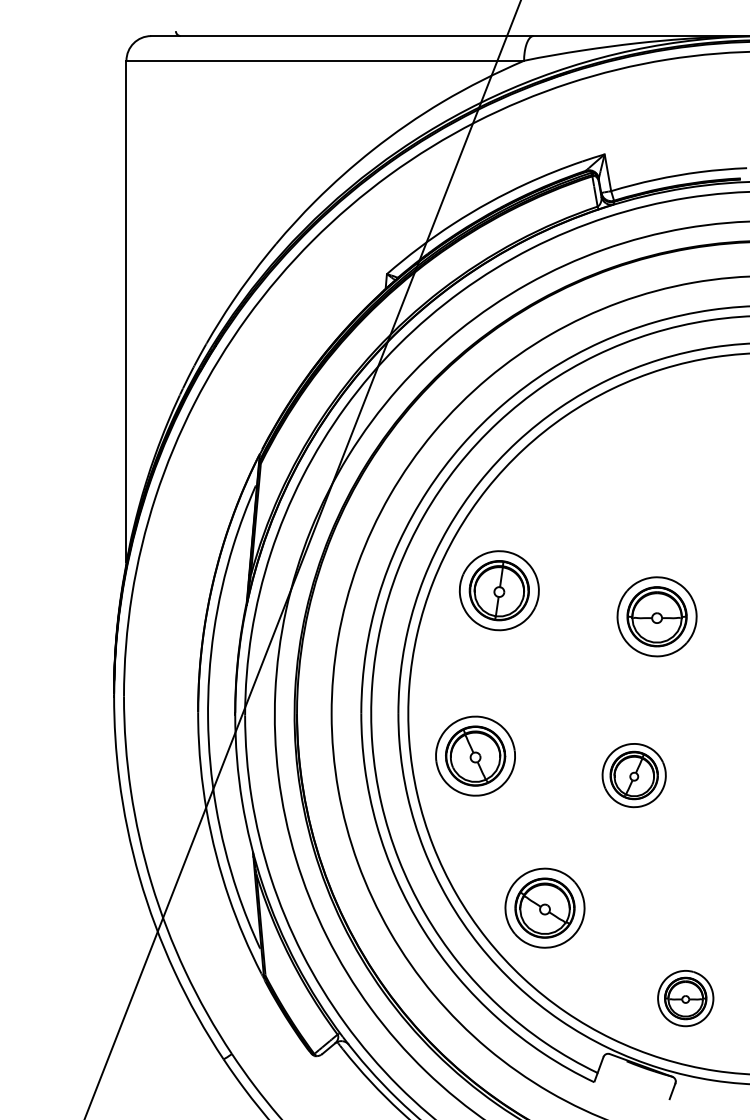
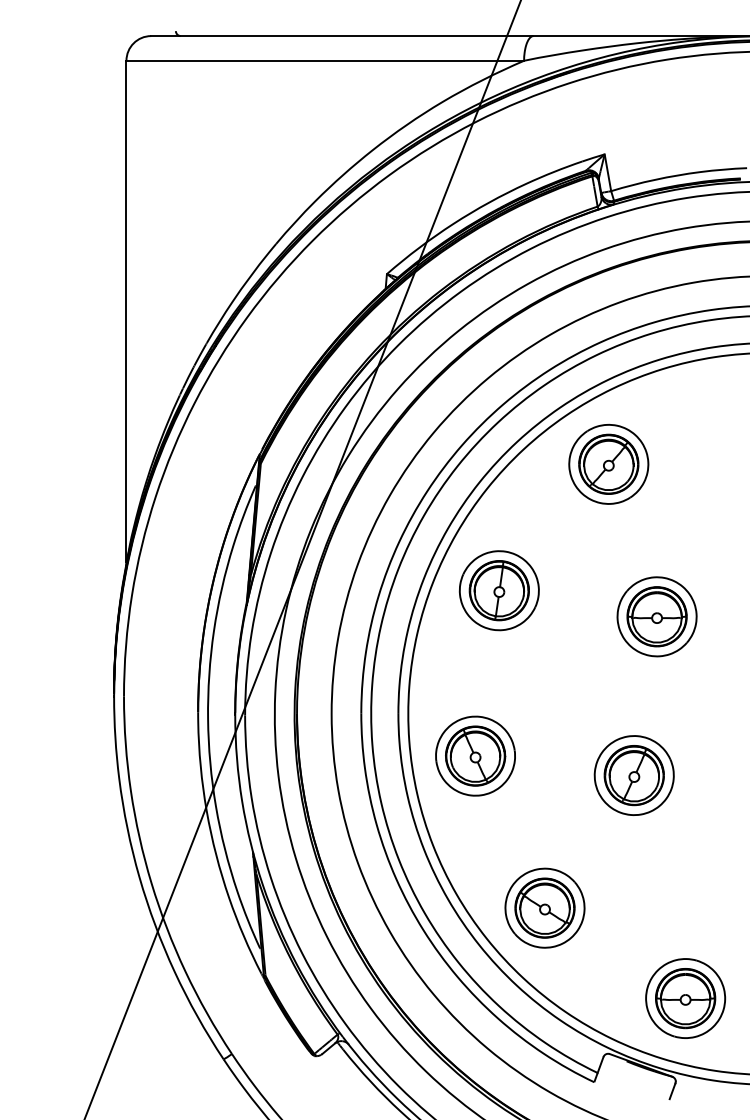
part: none -> present (608, 464)
part size: 66x66 px -> 82x81 px (633, 775)
part size: 58x58 px -> 82x81 px (685, 998)
